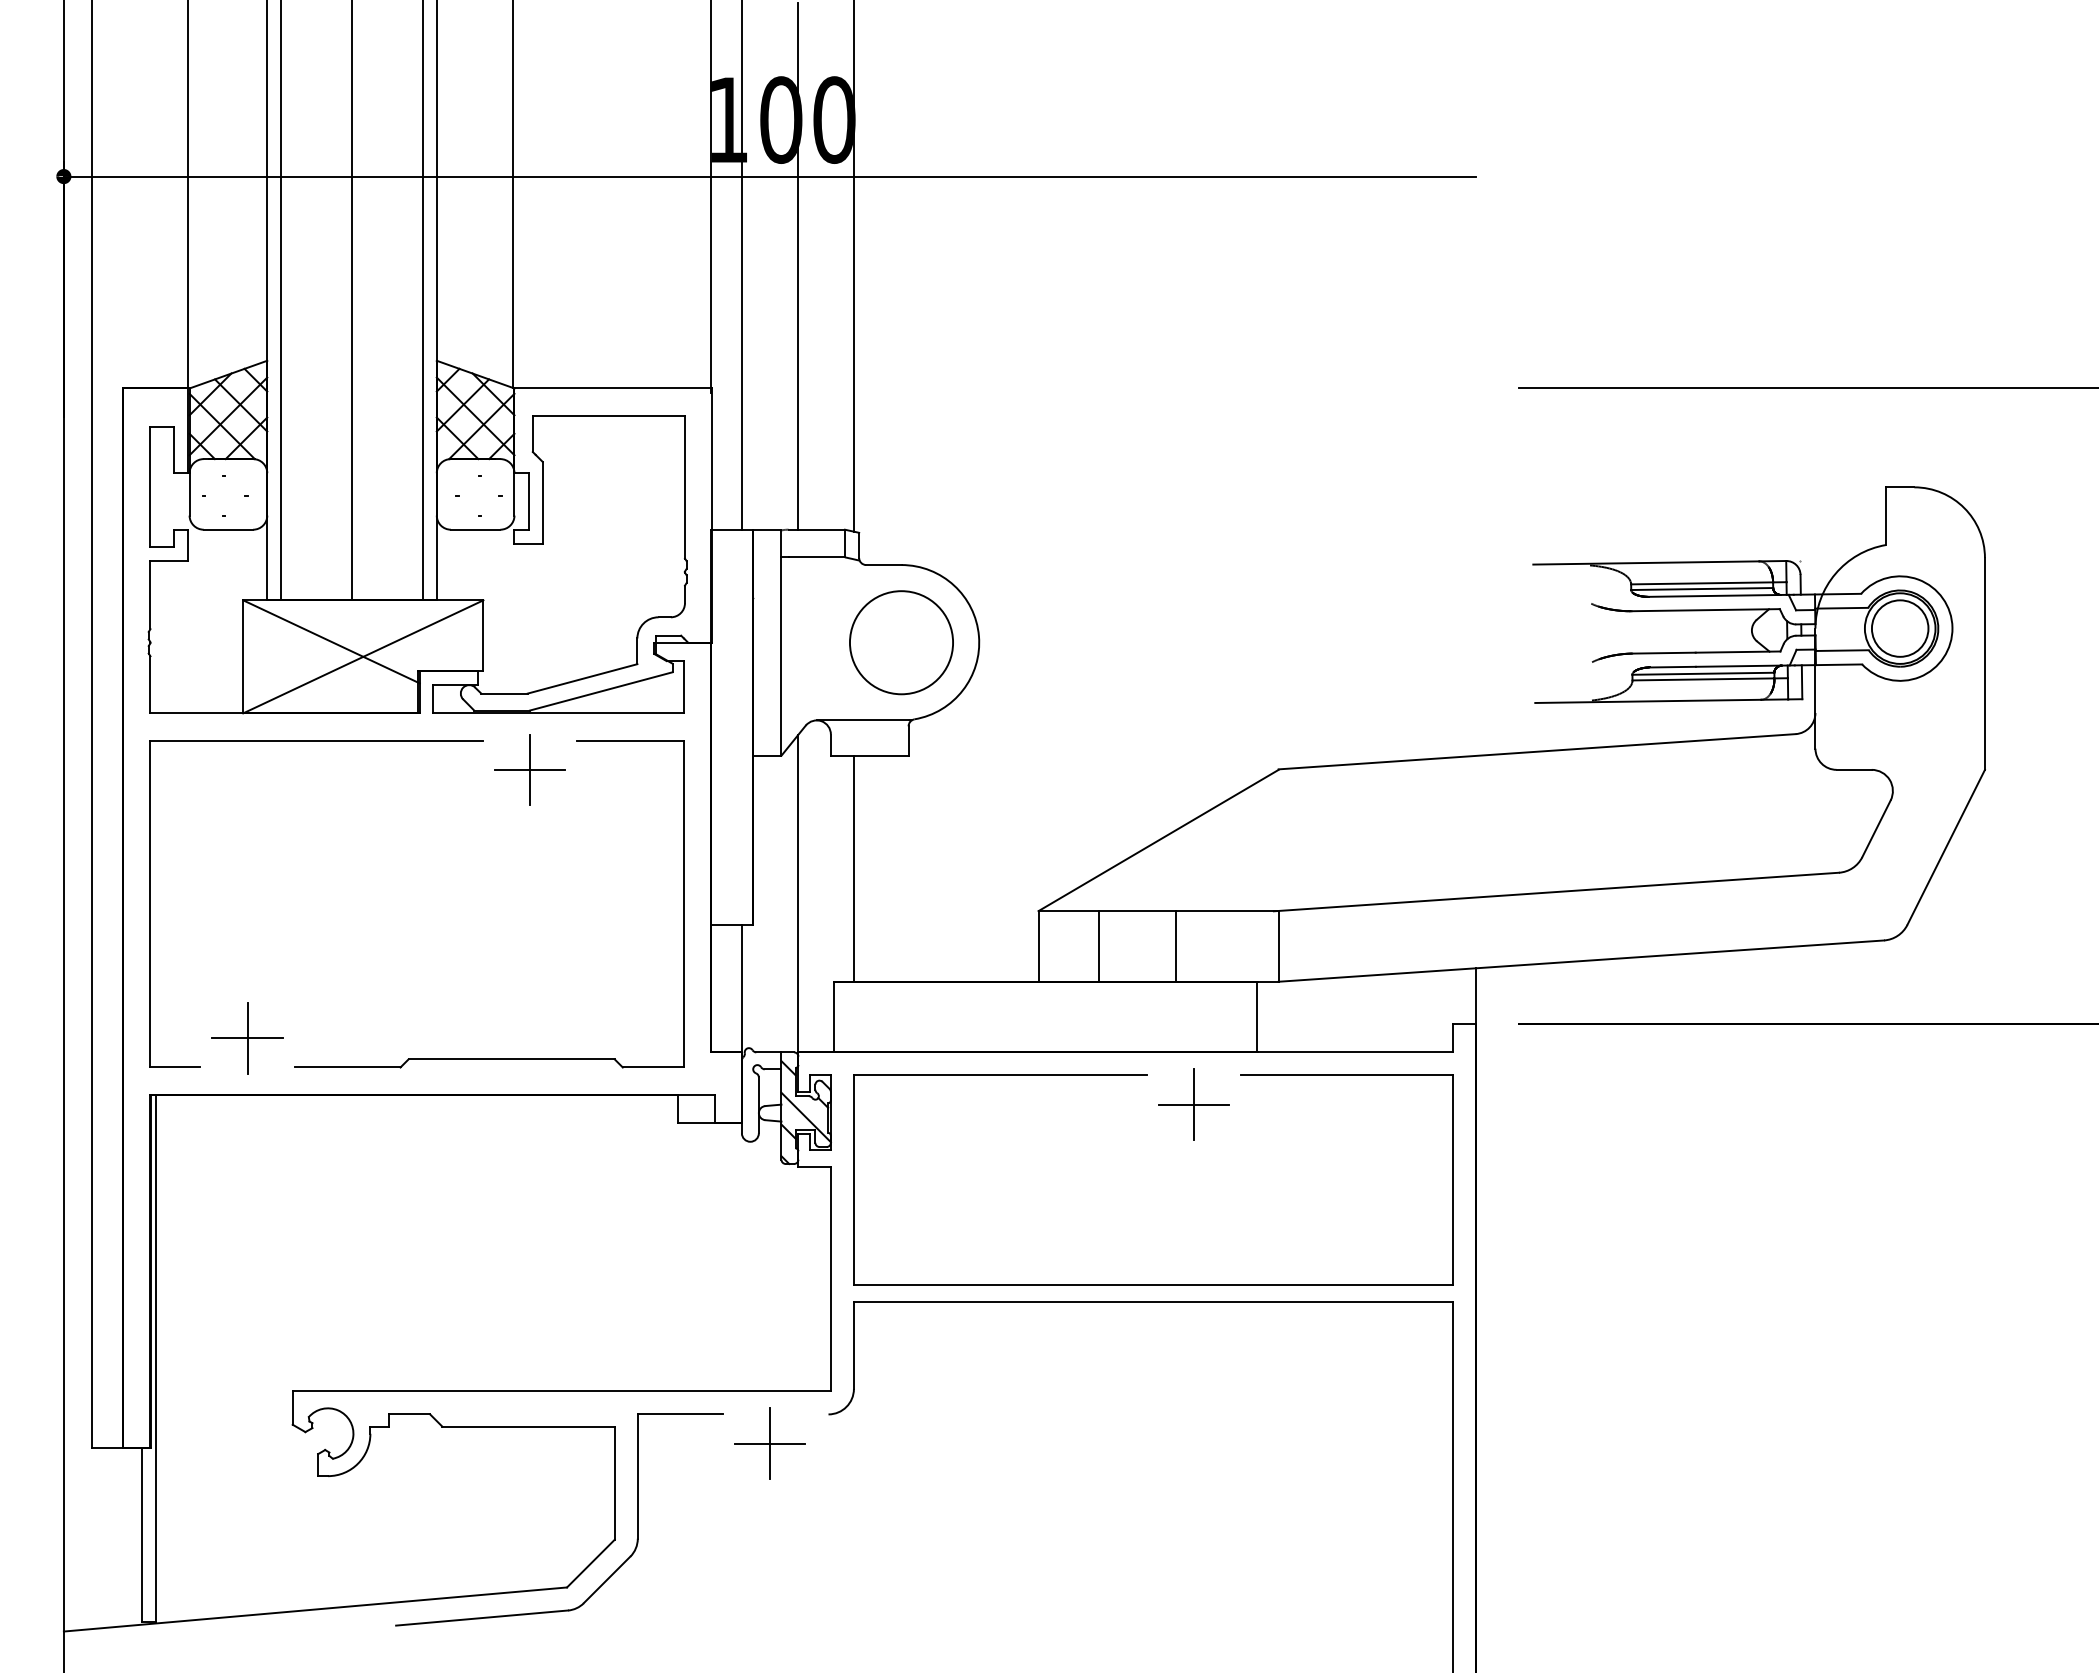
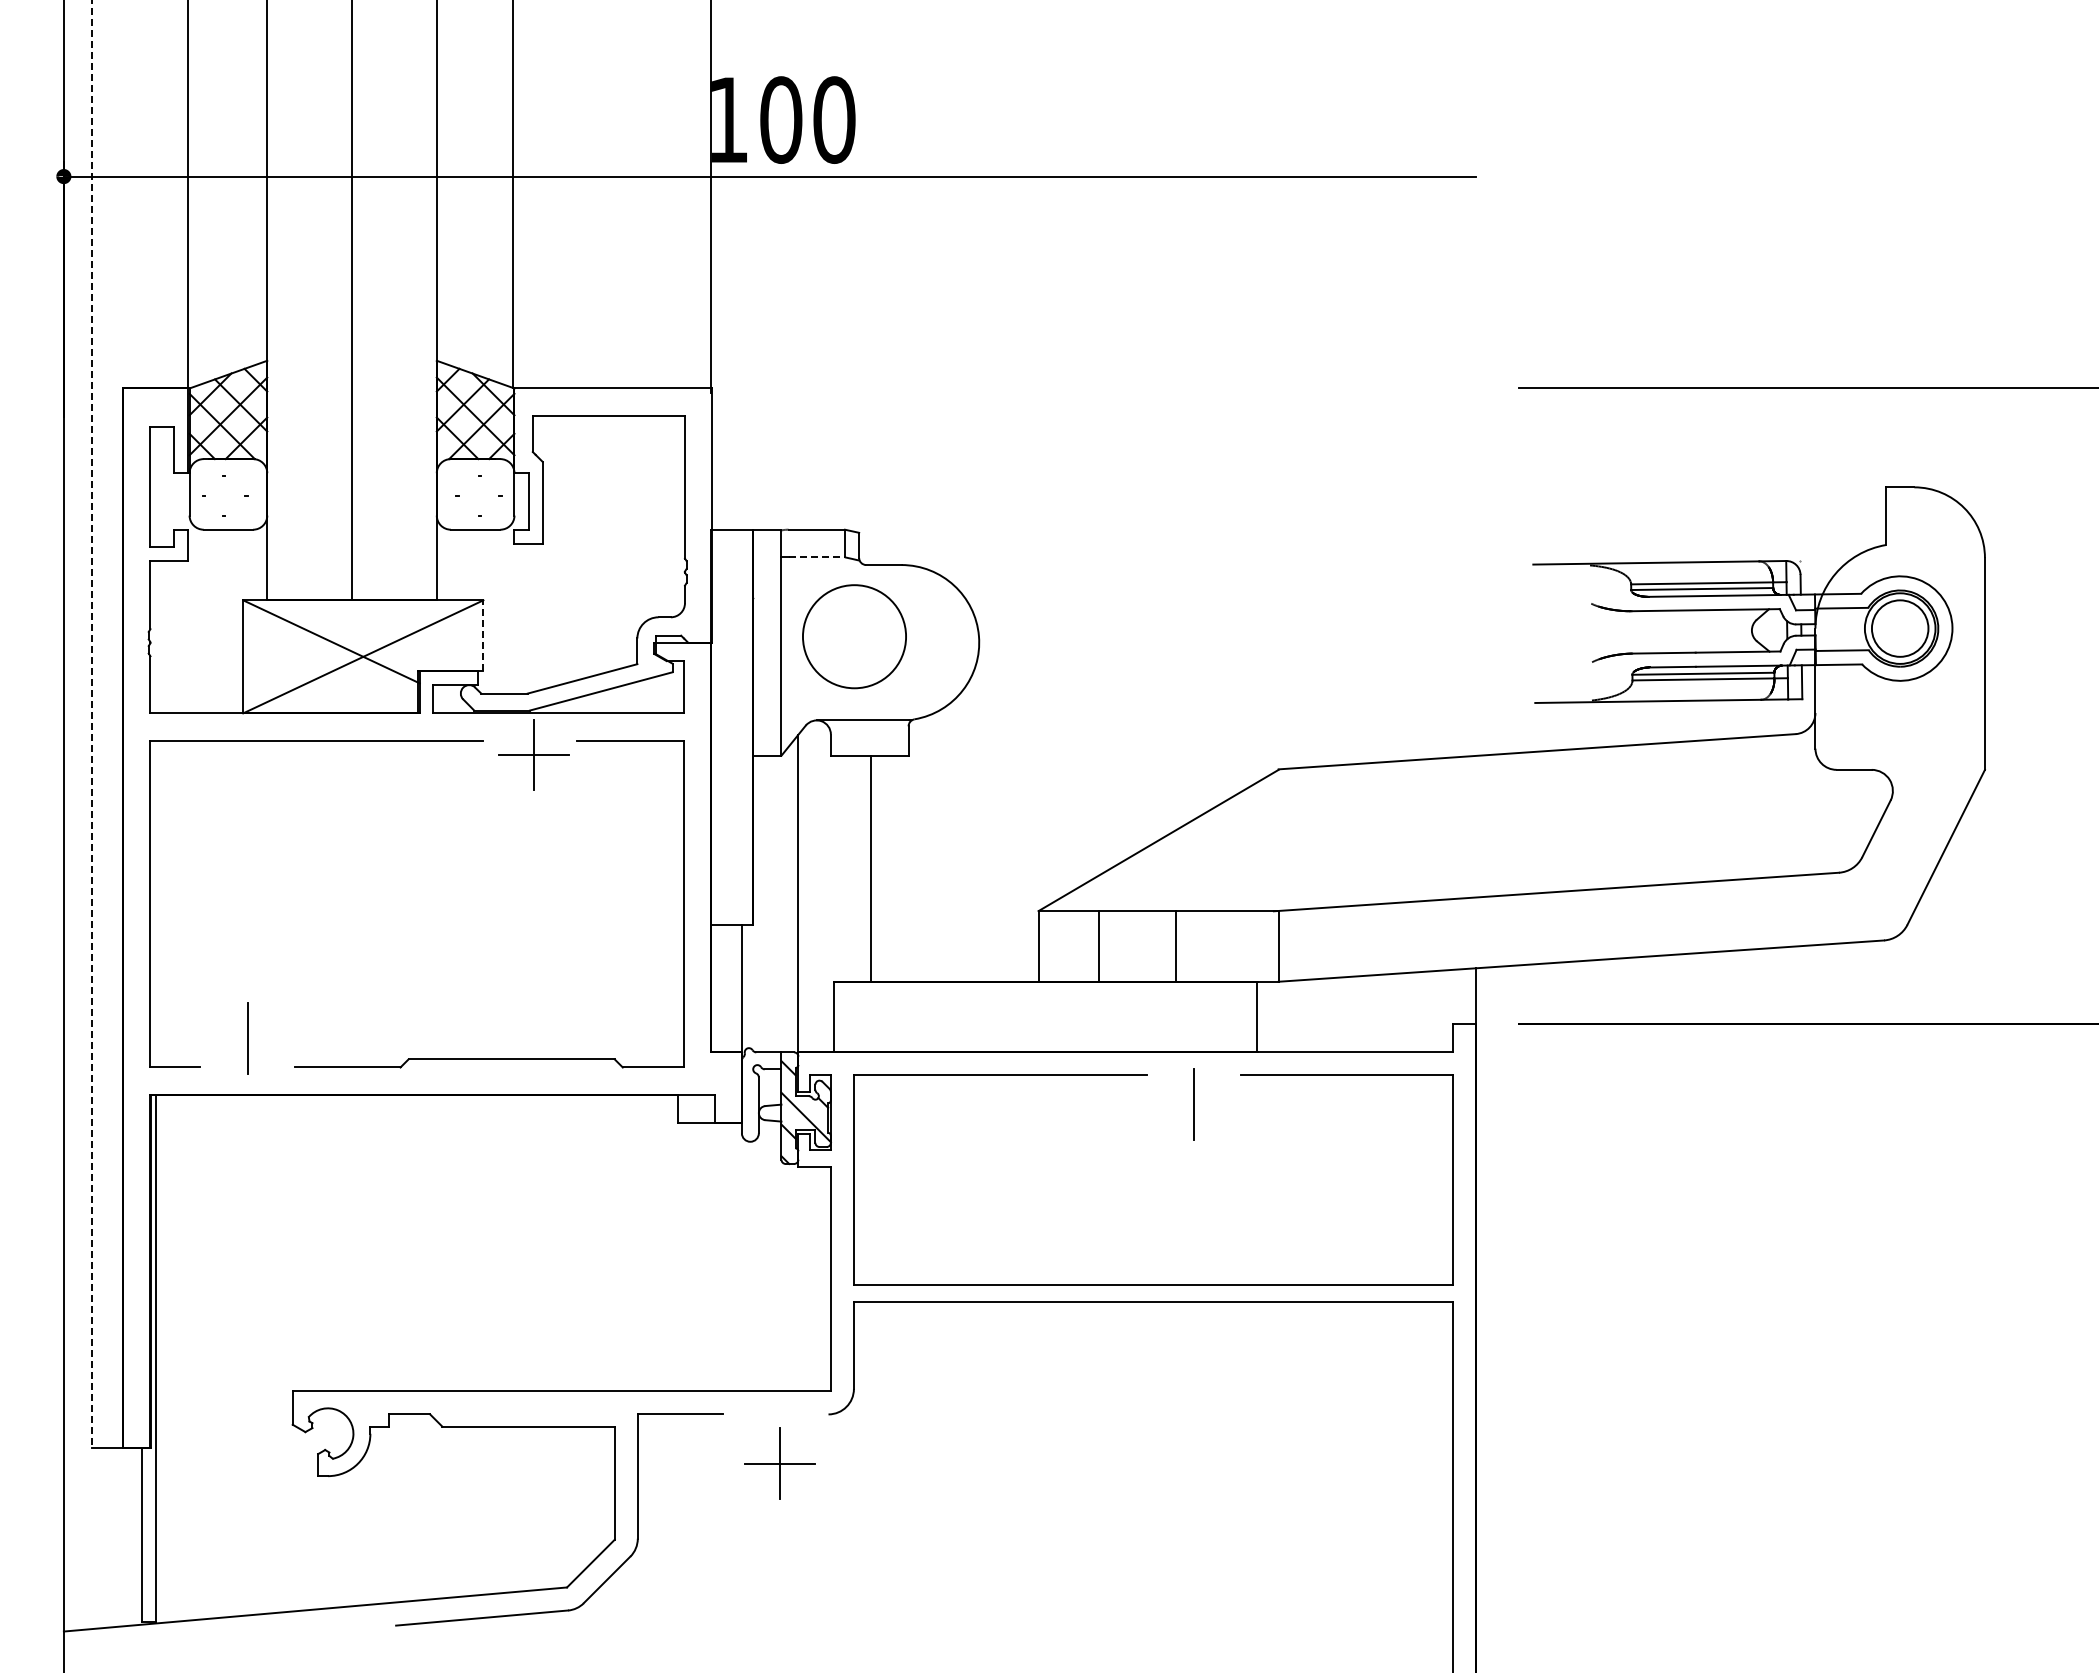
line: present -> none (741, 265)
line: present -> none (798, 265)
line: present -> none (853, 266)
line: present -> none (281, 301)
line: present -> none (422, 301)
line: solid -> dashed (817, 557)
line: solid -> dashed (483, 635)
circle position: (901, 642) -> (854, 636) (854, 636)
line: solid -> dashed (92, 724)
part position: (529, 769) -> (533, 754) (533, 754)
line position: (853, 868) -> (870, 868) (870, 868)
line: present -> none (247, 1038)
line: present -> none (1193, 1104)
part position: (769, 1443) -> (779, 1463) (779, 1463)
